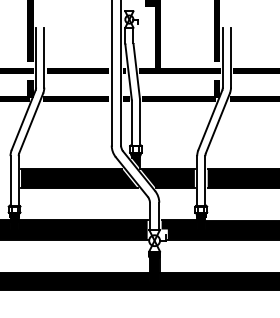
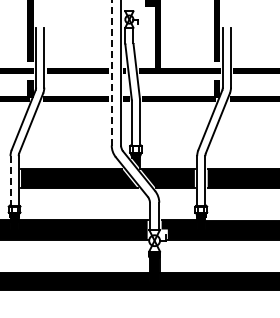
line: solid -> dashed (111, 73)
line: solid -> dashed (10, 180)
